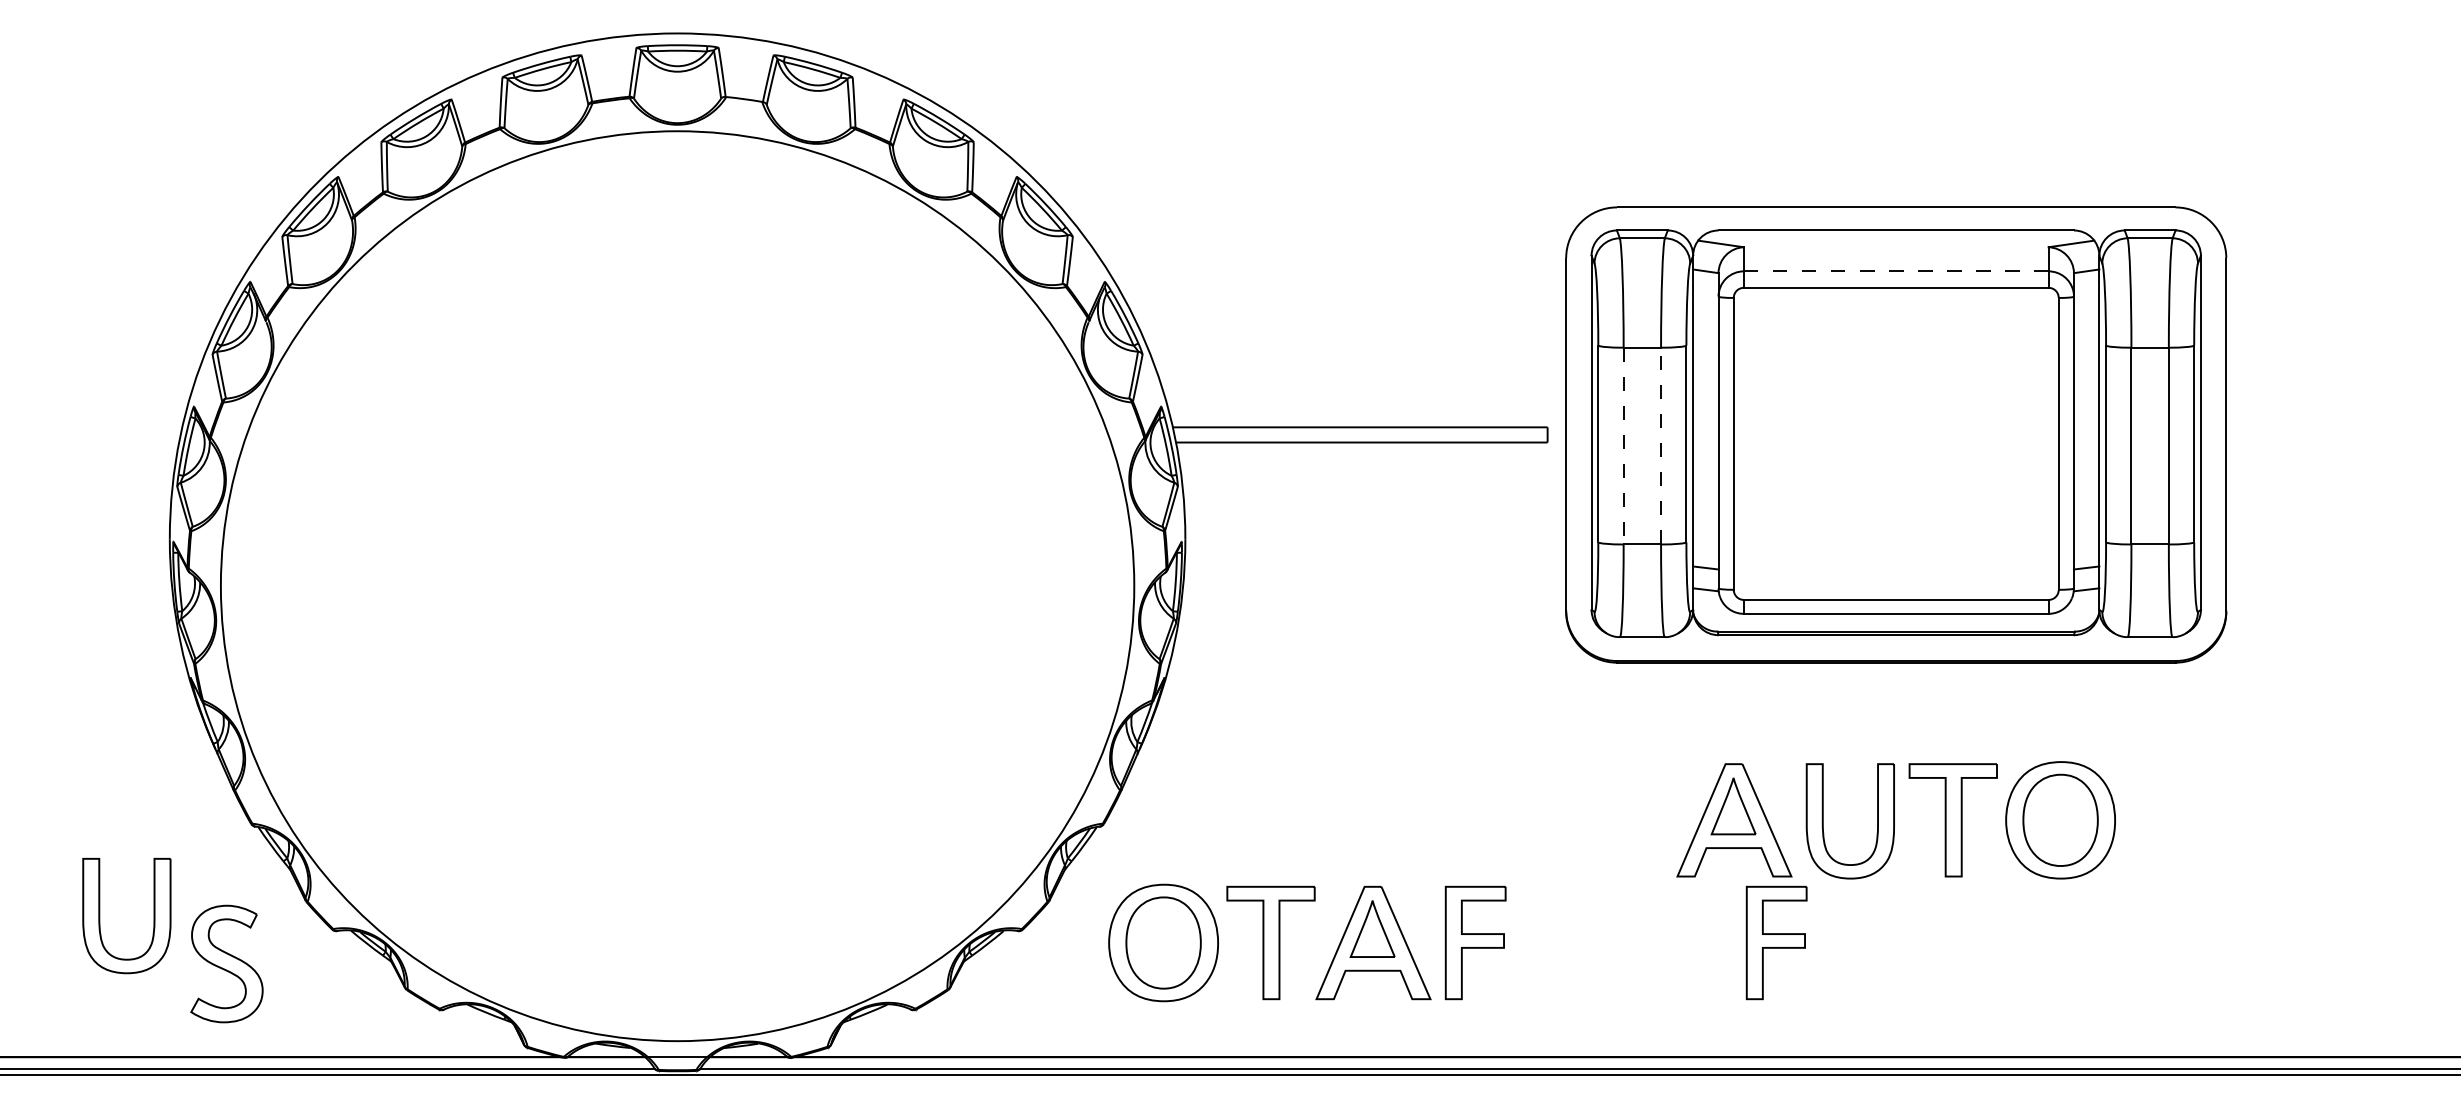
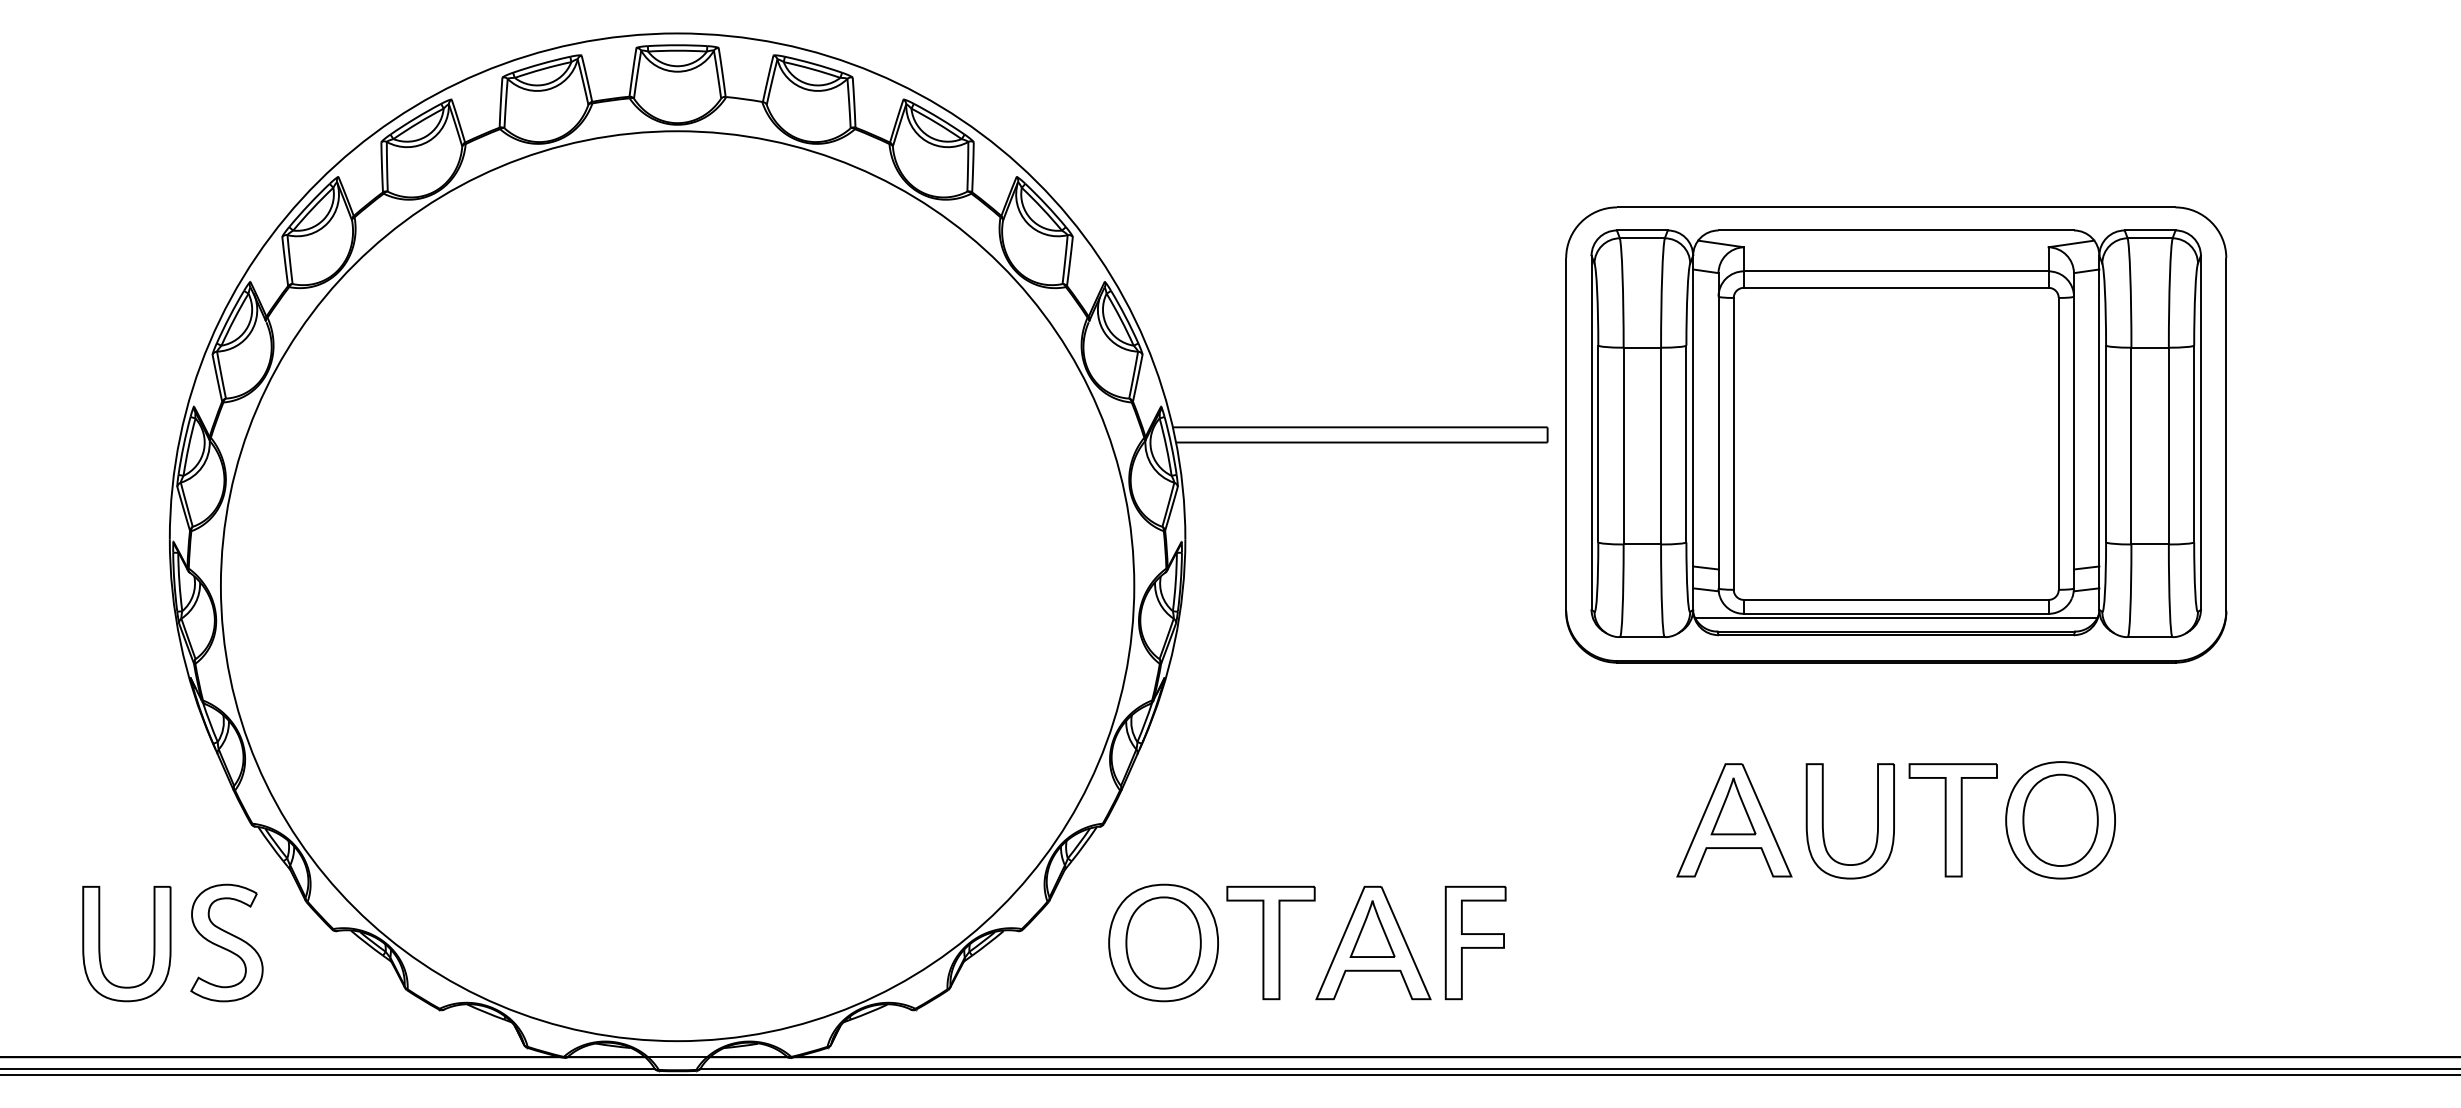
line: dashed -> solid (1896, 271)
line: dashed -> solid (1661, 445)
line: dashed -> solid (1623, 446)
line: none -> present (1895, 618)
part position: (100, 916) -> (100, 944) (100, 944)
part: present -> none (1776, 942)
part position: (226, 963) -> (226, 942) (226, 942)
